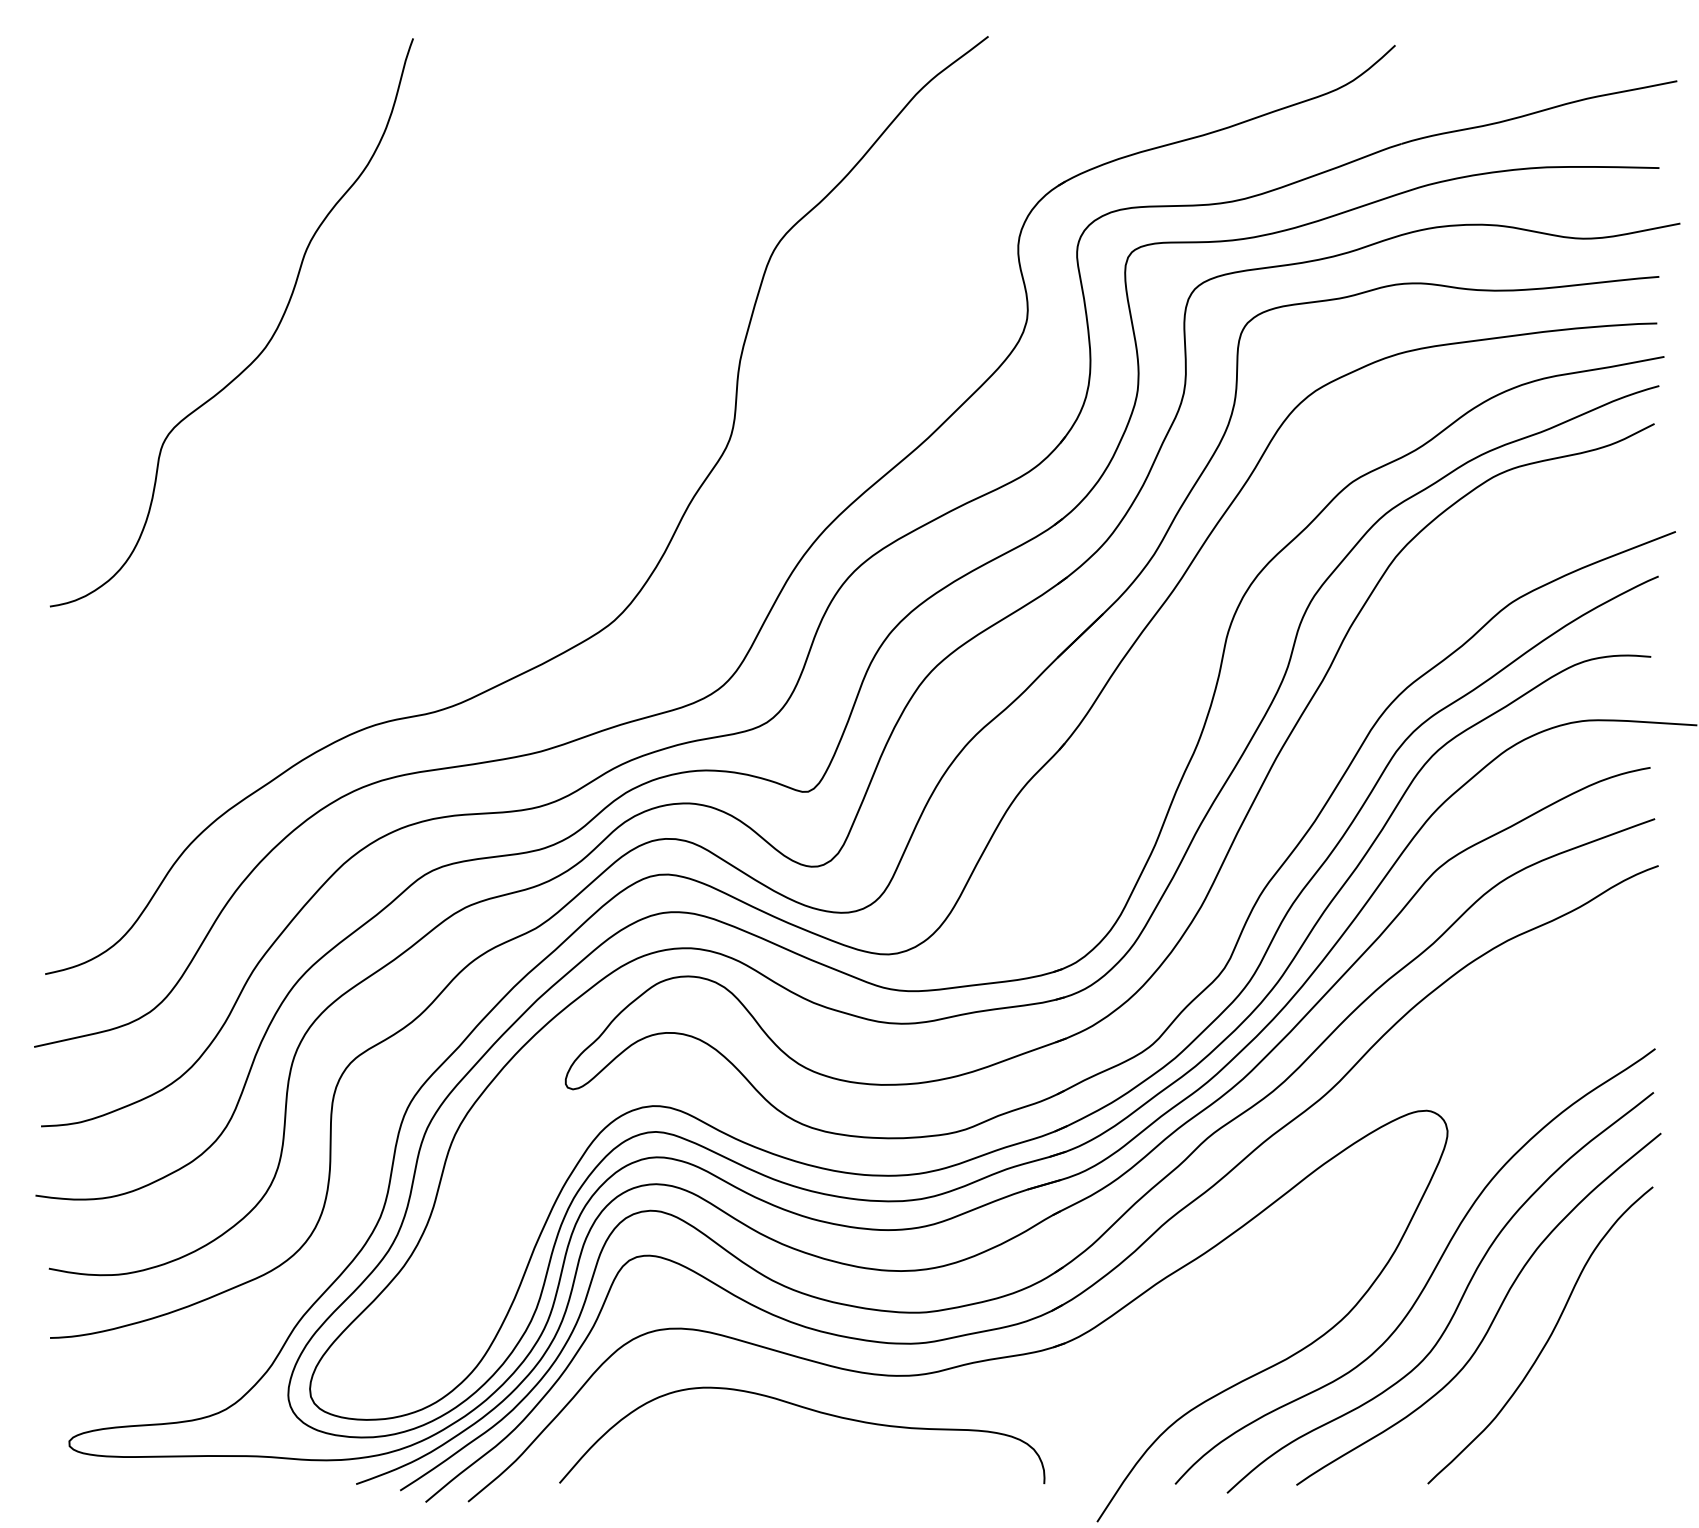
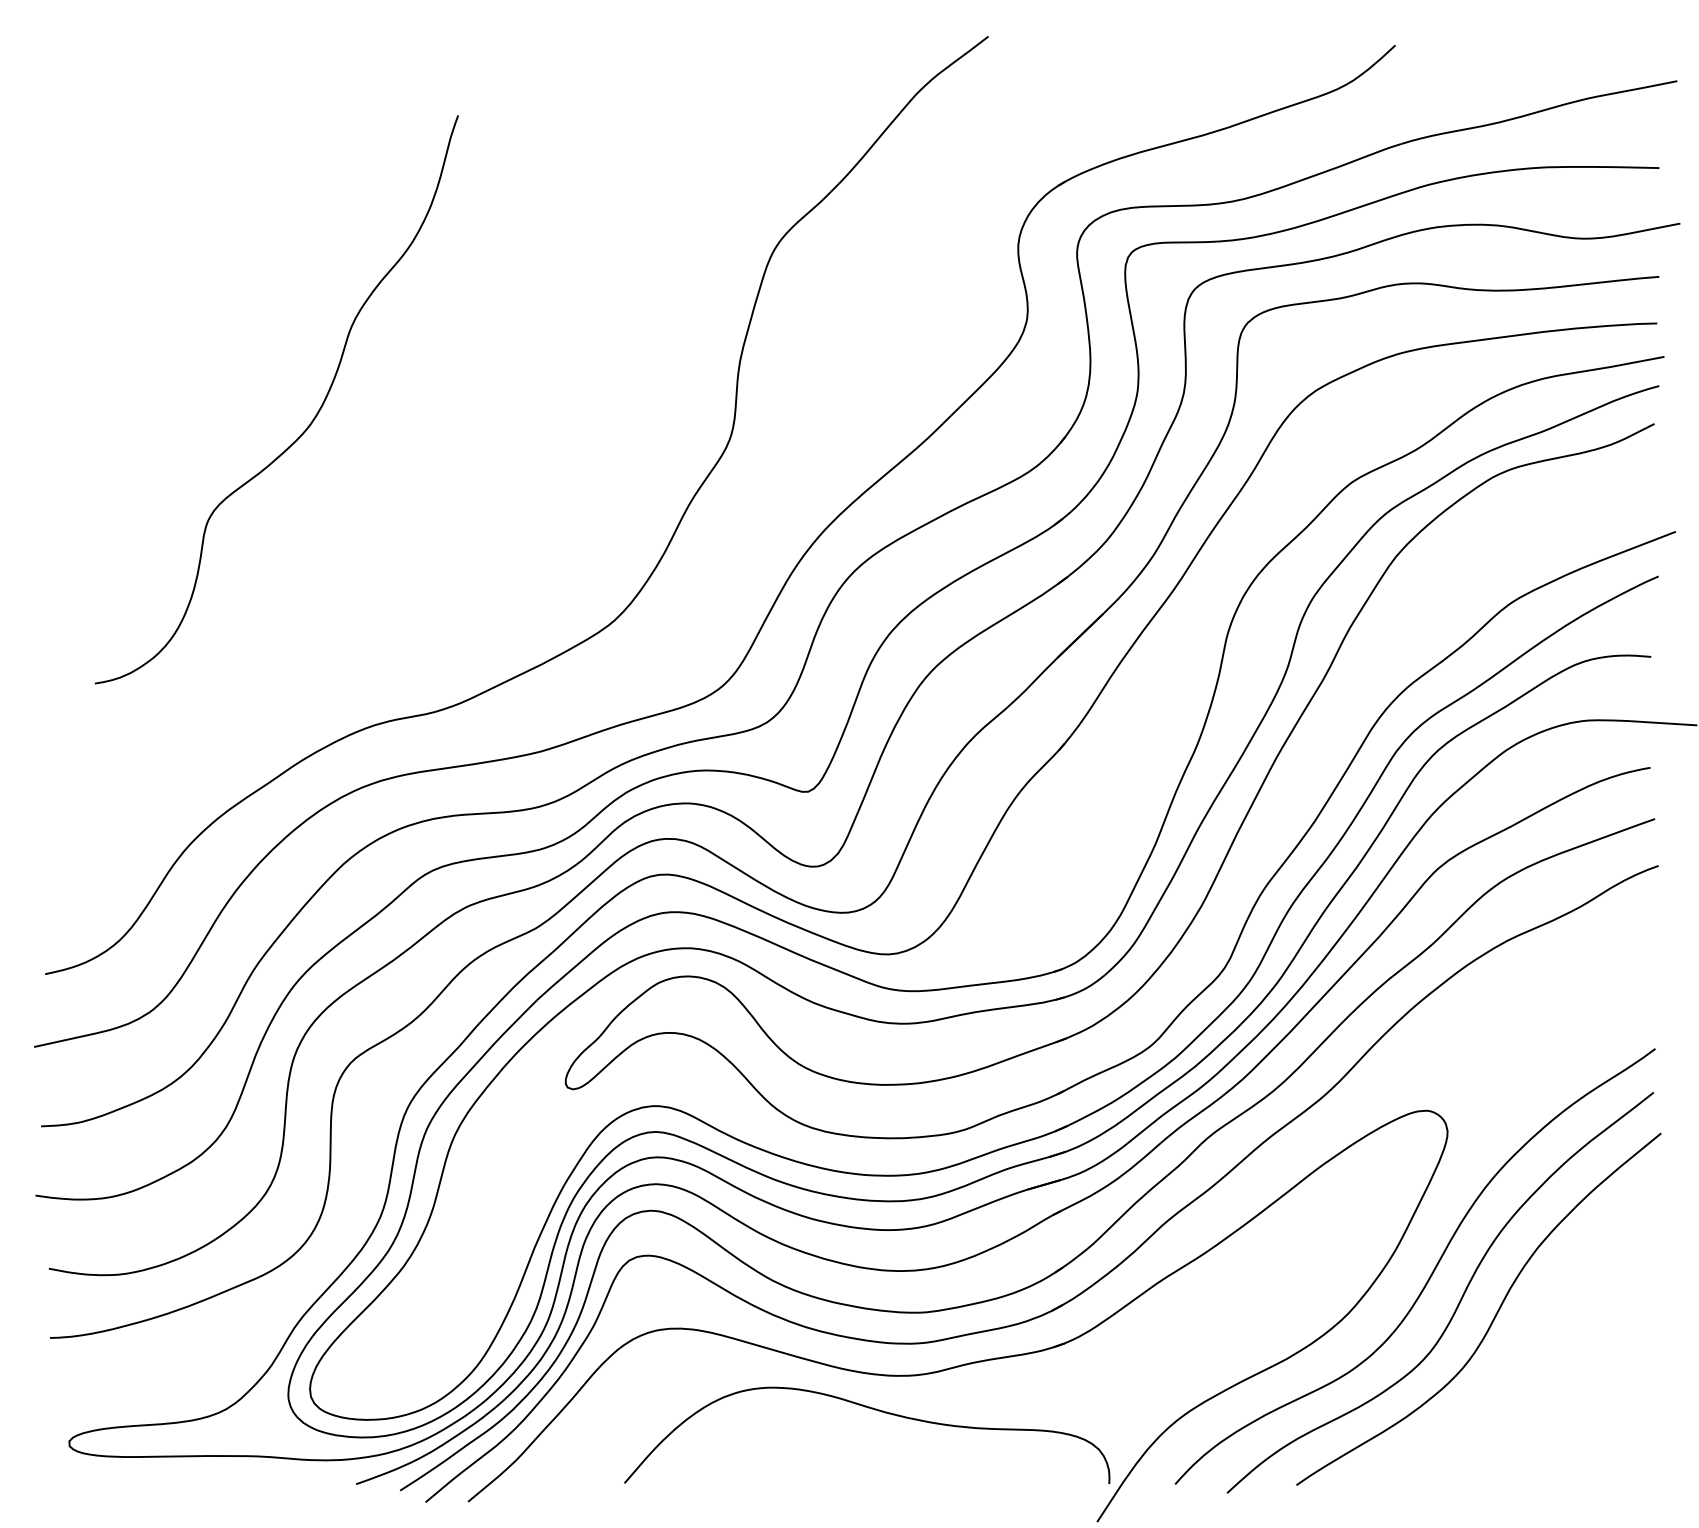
curve position: (265, 345) -> (310, 422) (310, 422)
curve: present -> none (1547, 1339)
curve position: (809, 1410) -> (874, 1410) (874, 1410)
